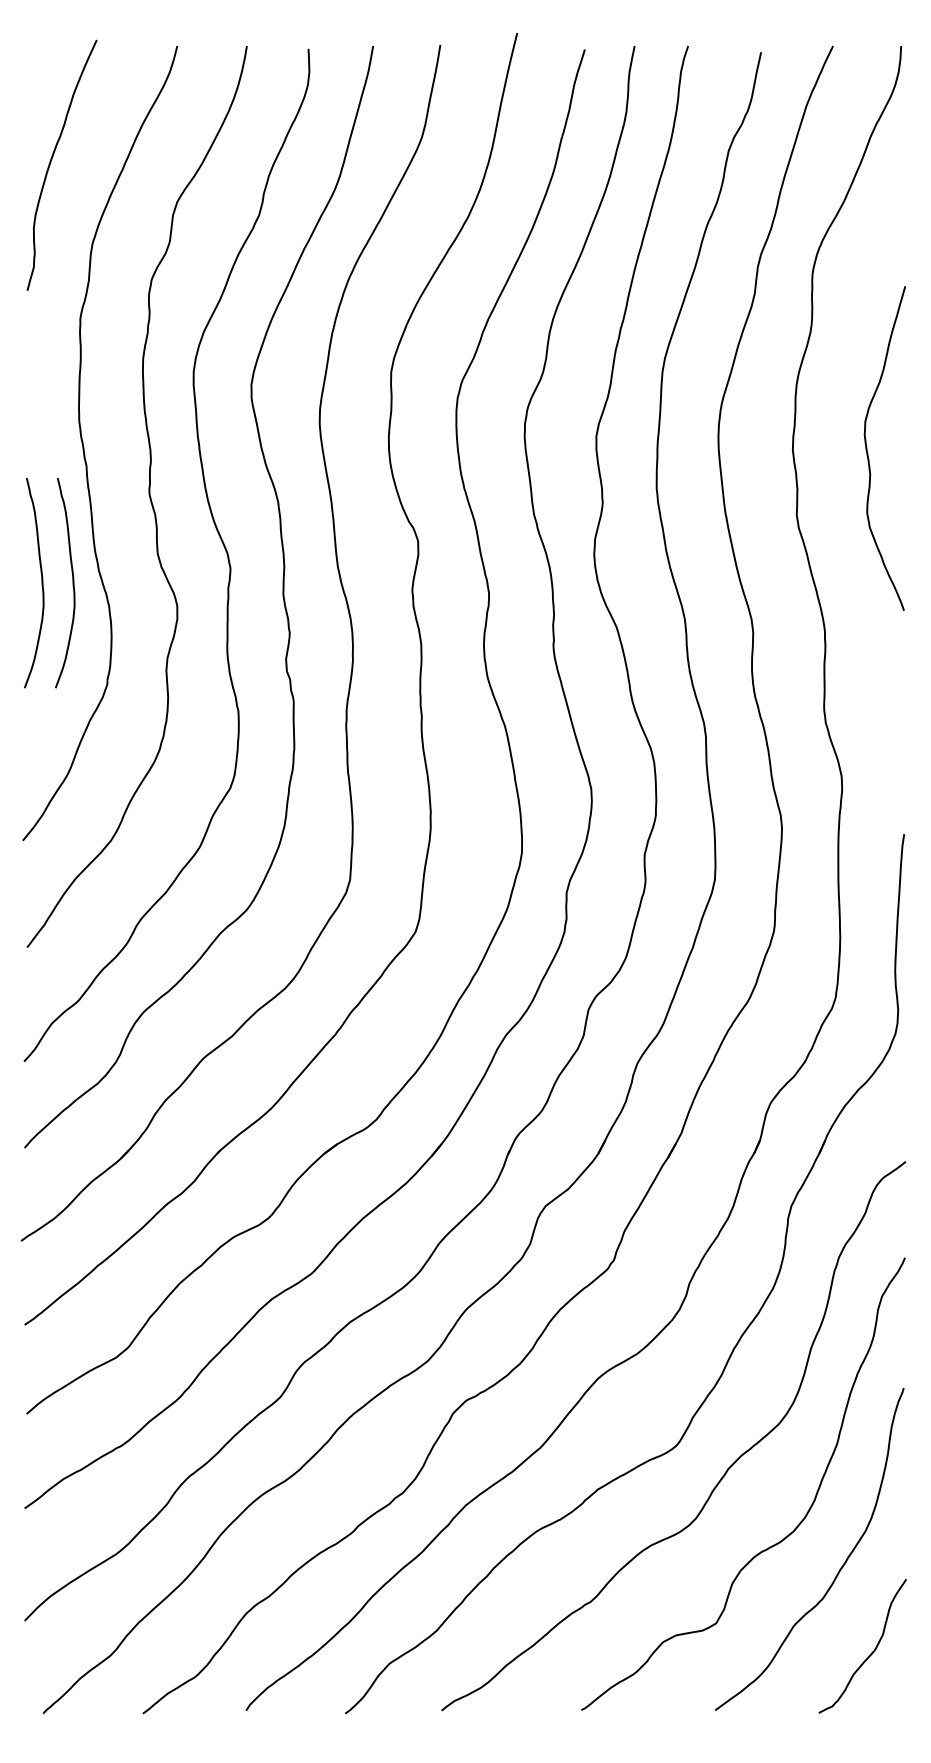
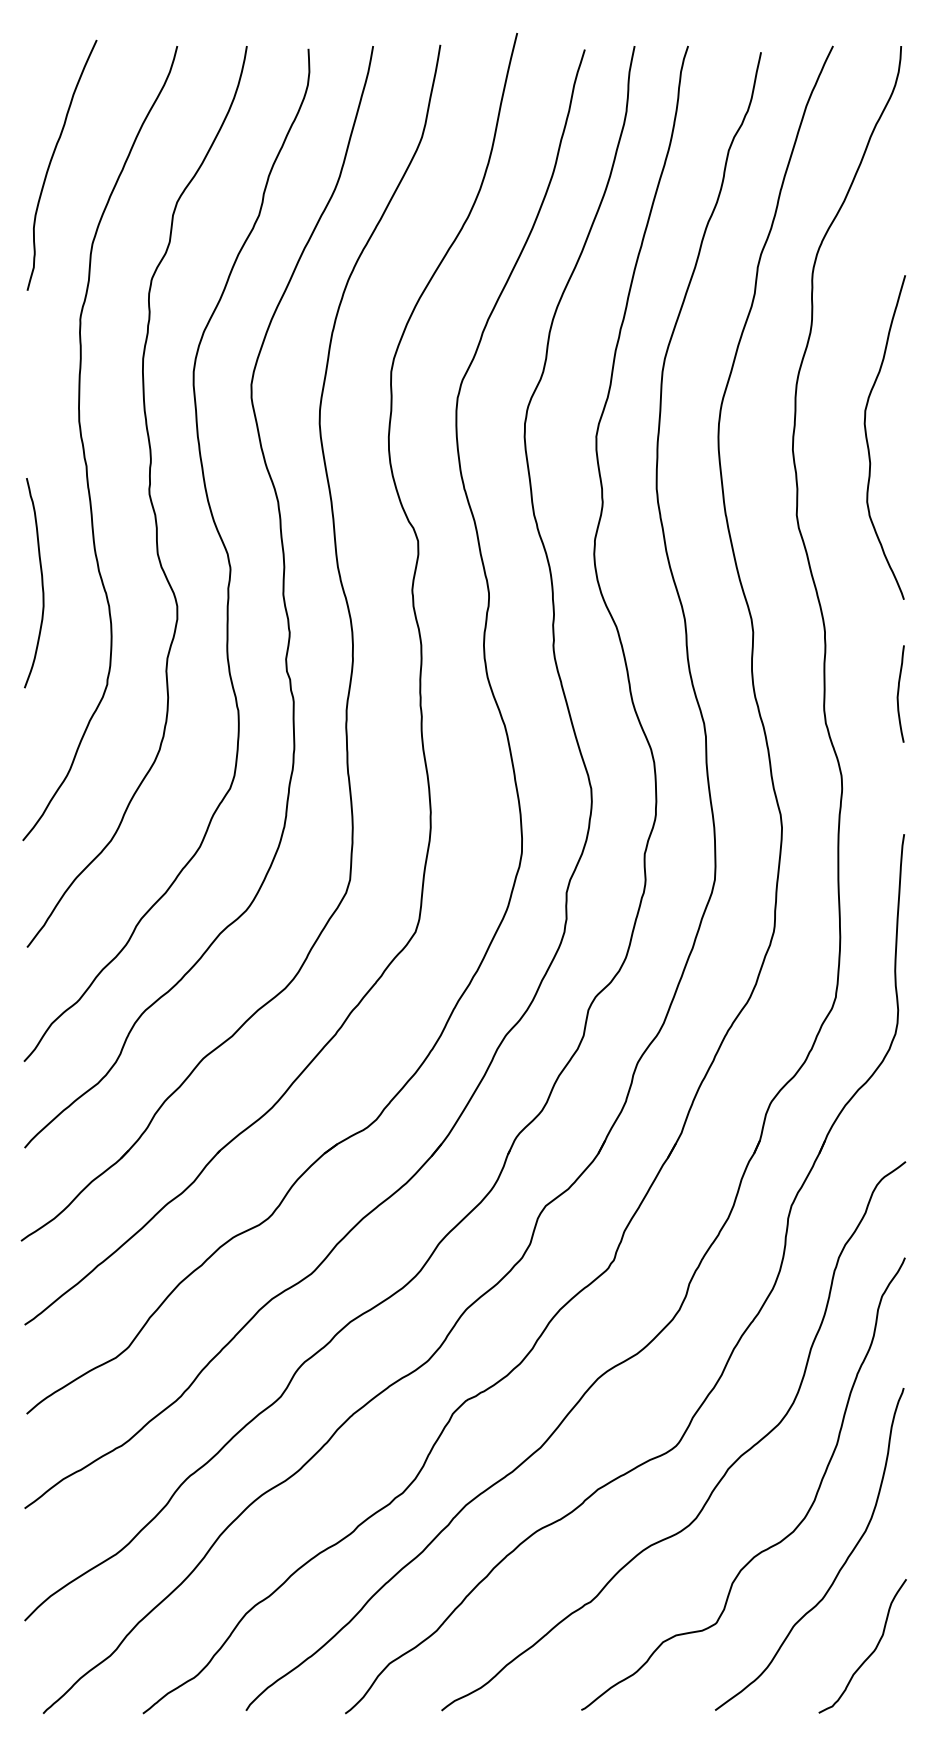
curve position: (868, 453) -> (868, 442) (868, 442)
curve: present -> none (72, 583)
curve: none -> present (898, 693)
